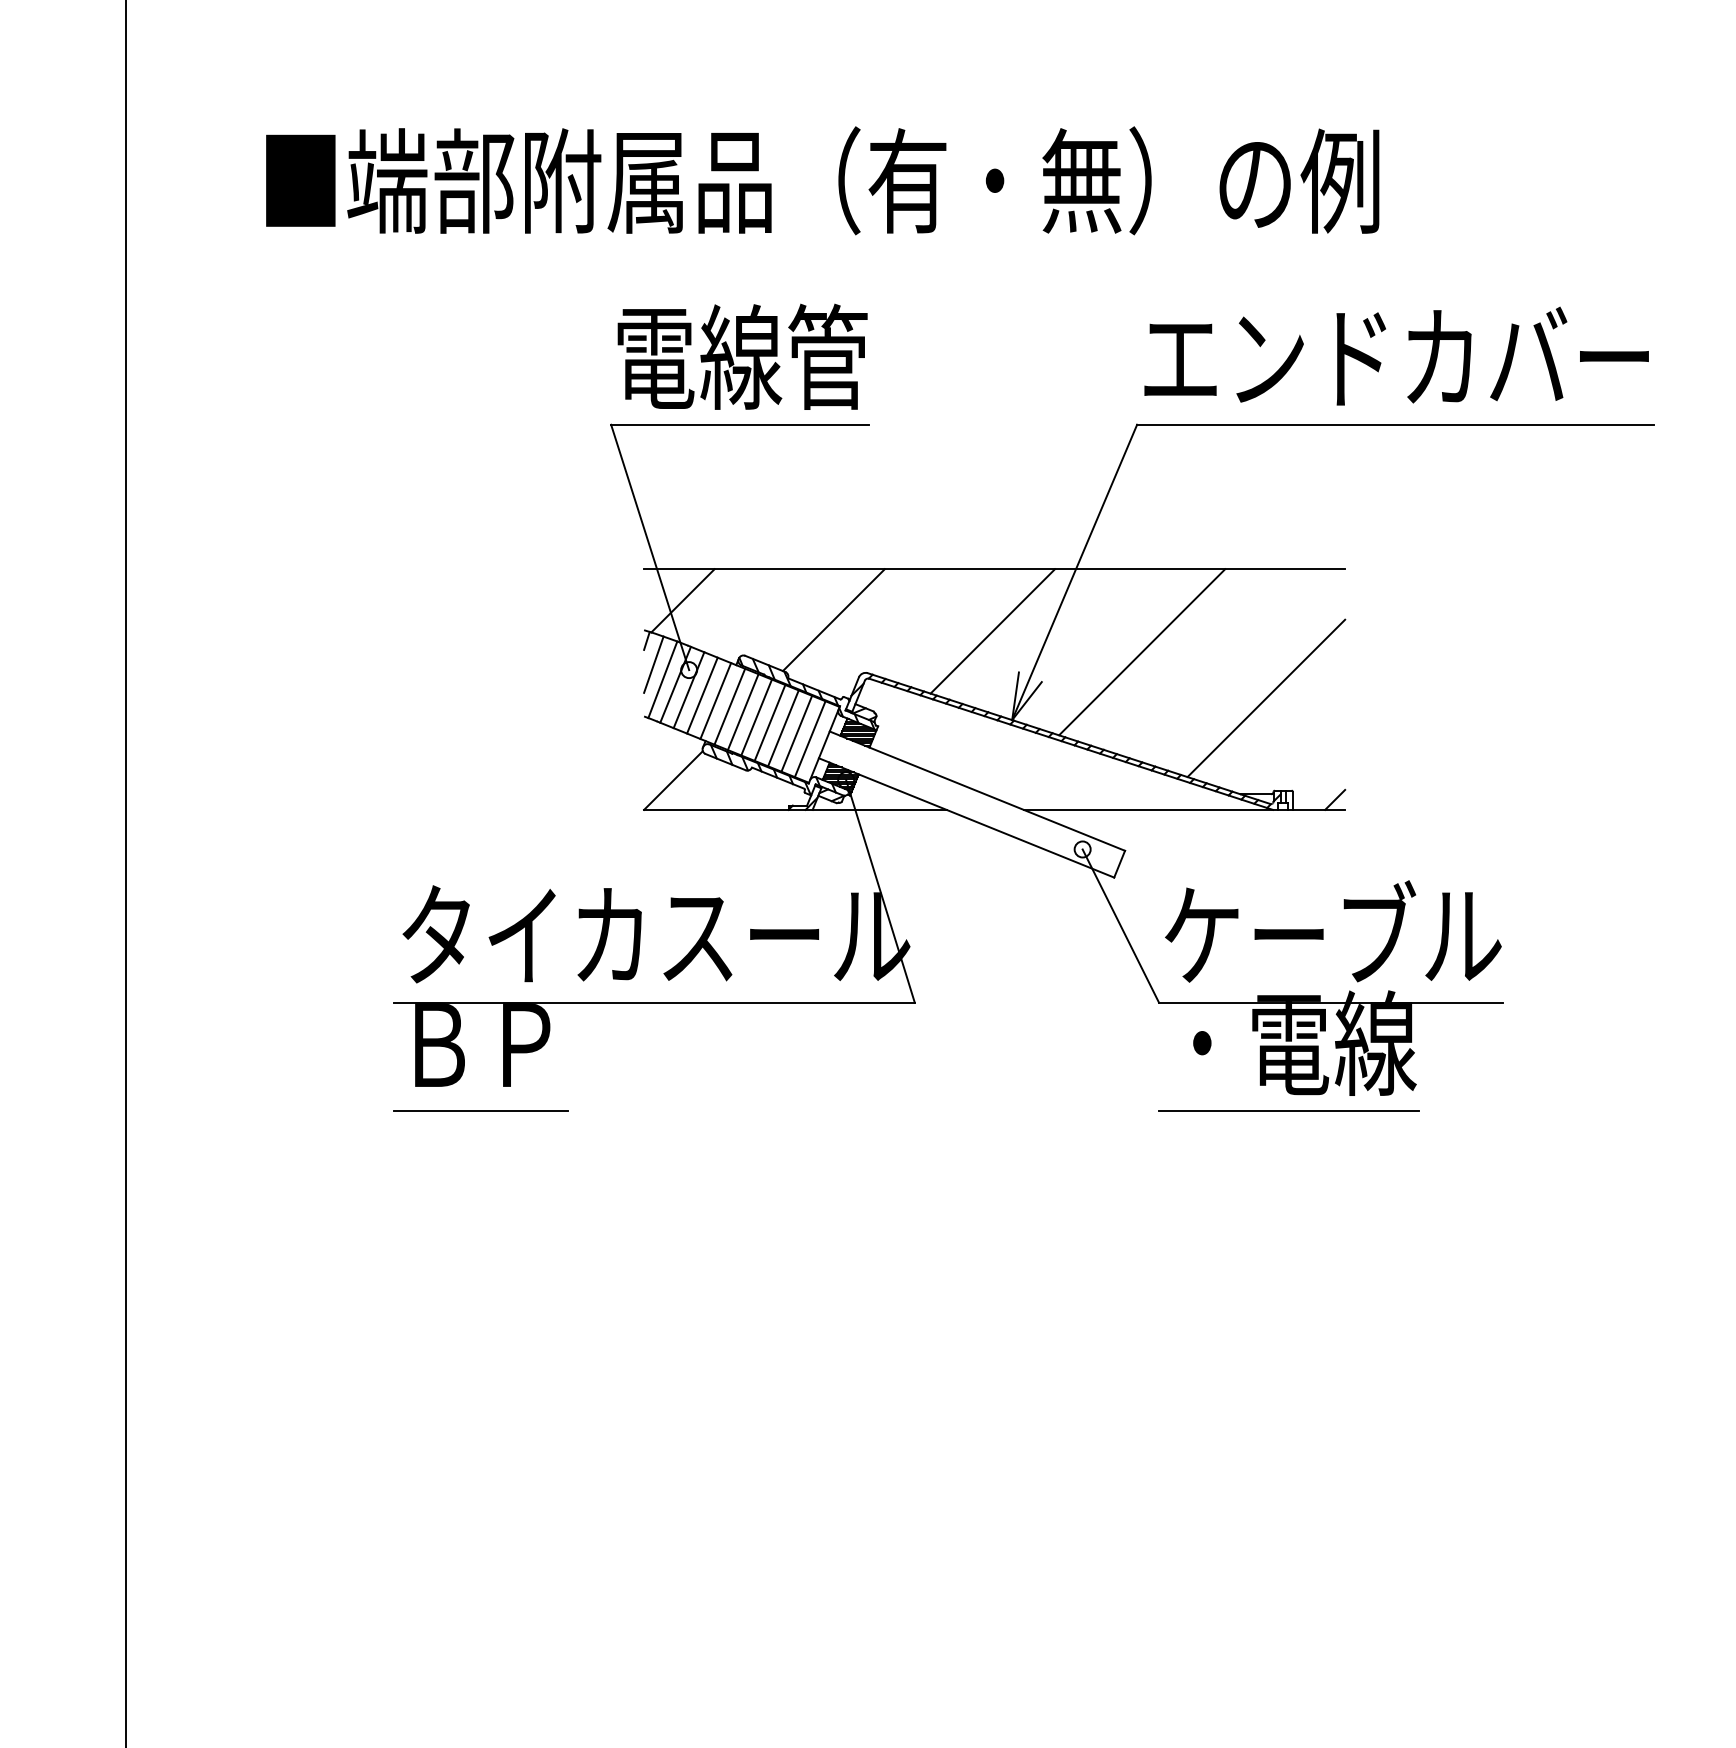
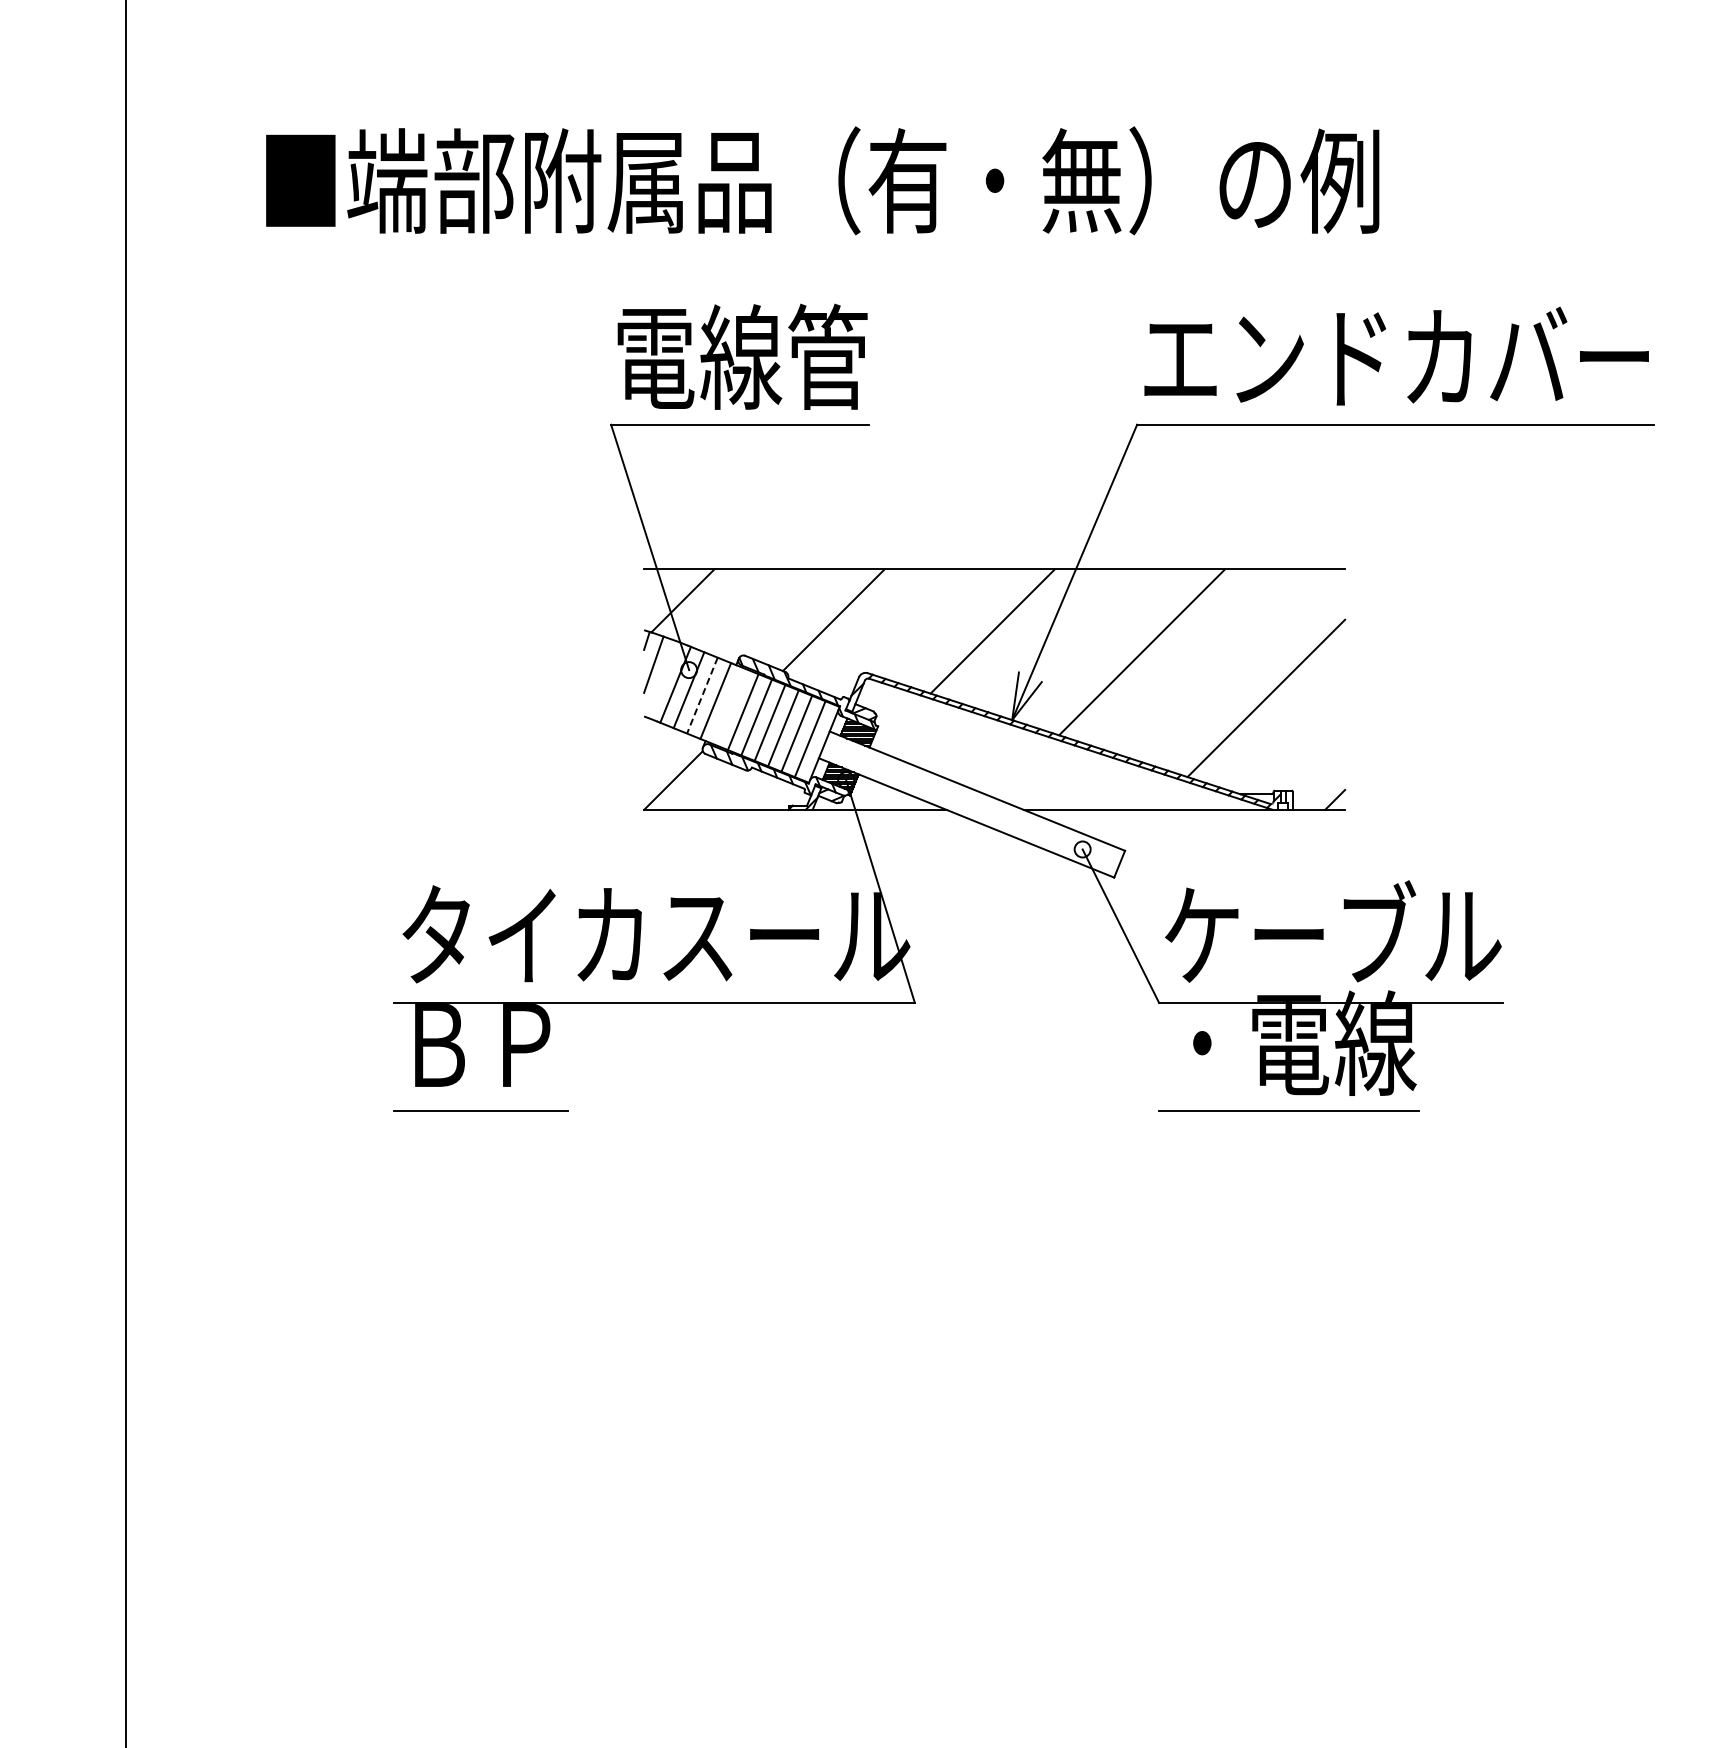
line: present -> none (662, 679)
line: solid -> dashed (702, 695)
line: present -> none (729, 706)
